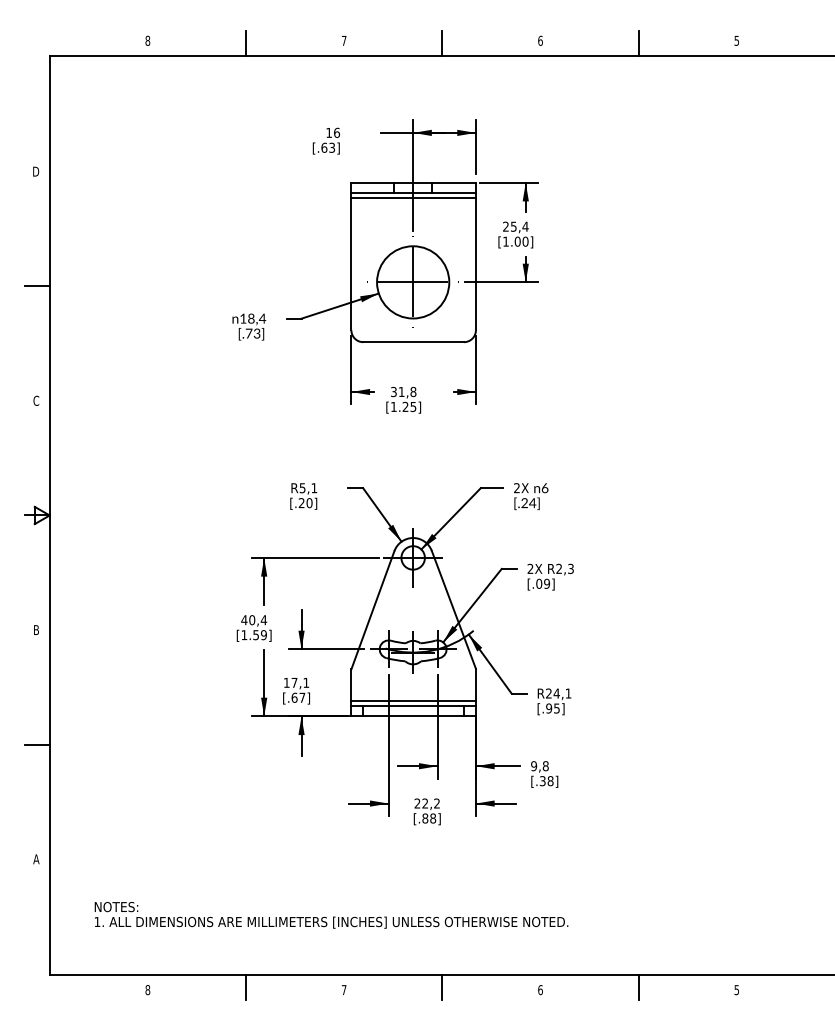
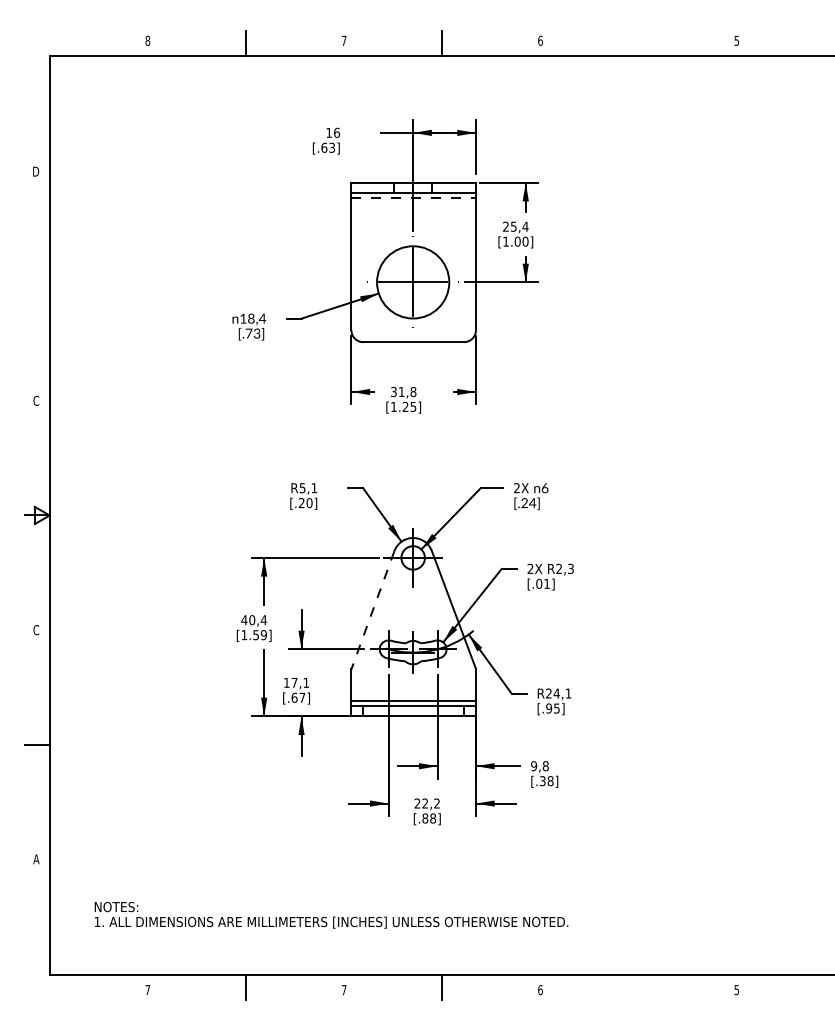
line: present -> none (638, 42)
line: solid -> dashed (414, 198)
line: present -> none (36, 286)
text: [.09] -> [.01] (547, 583)
line: solid -> dashed (372, 610)
text: B -> C (36, 630)
line: present -> none (638, 987)
text: 8 -> 7 (147, 990)
